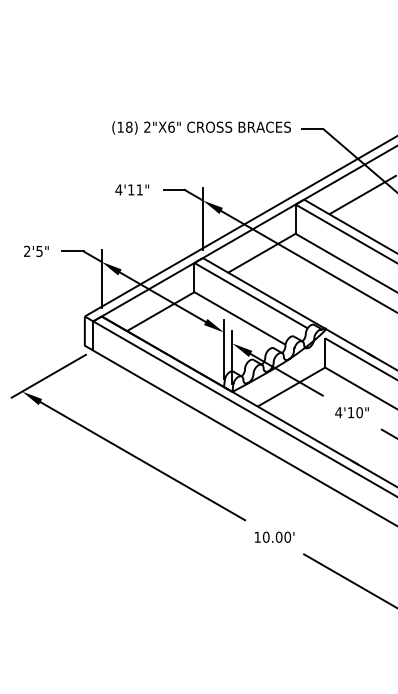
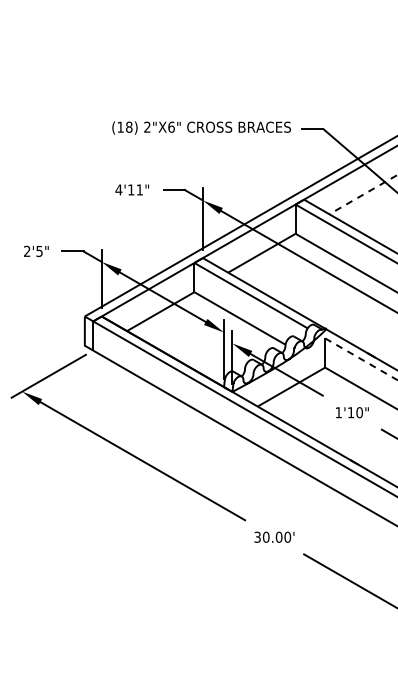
line: solid -> dashed (363, 194)
line: solid -> dashed (361, 359)
text: 4'10" -> 1'10" (338, 412)
text: 10.00' -> 30.00' (257, 536)
